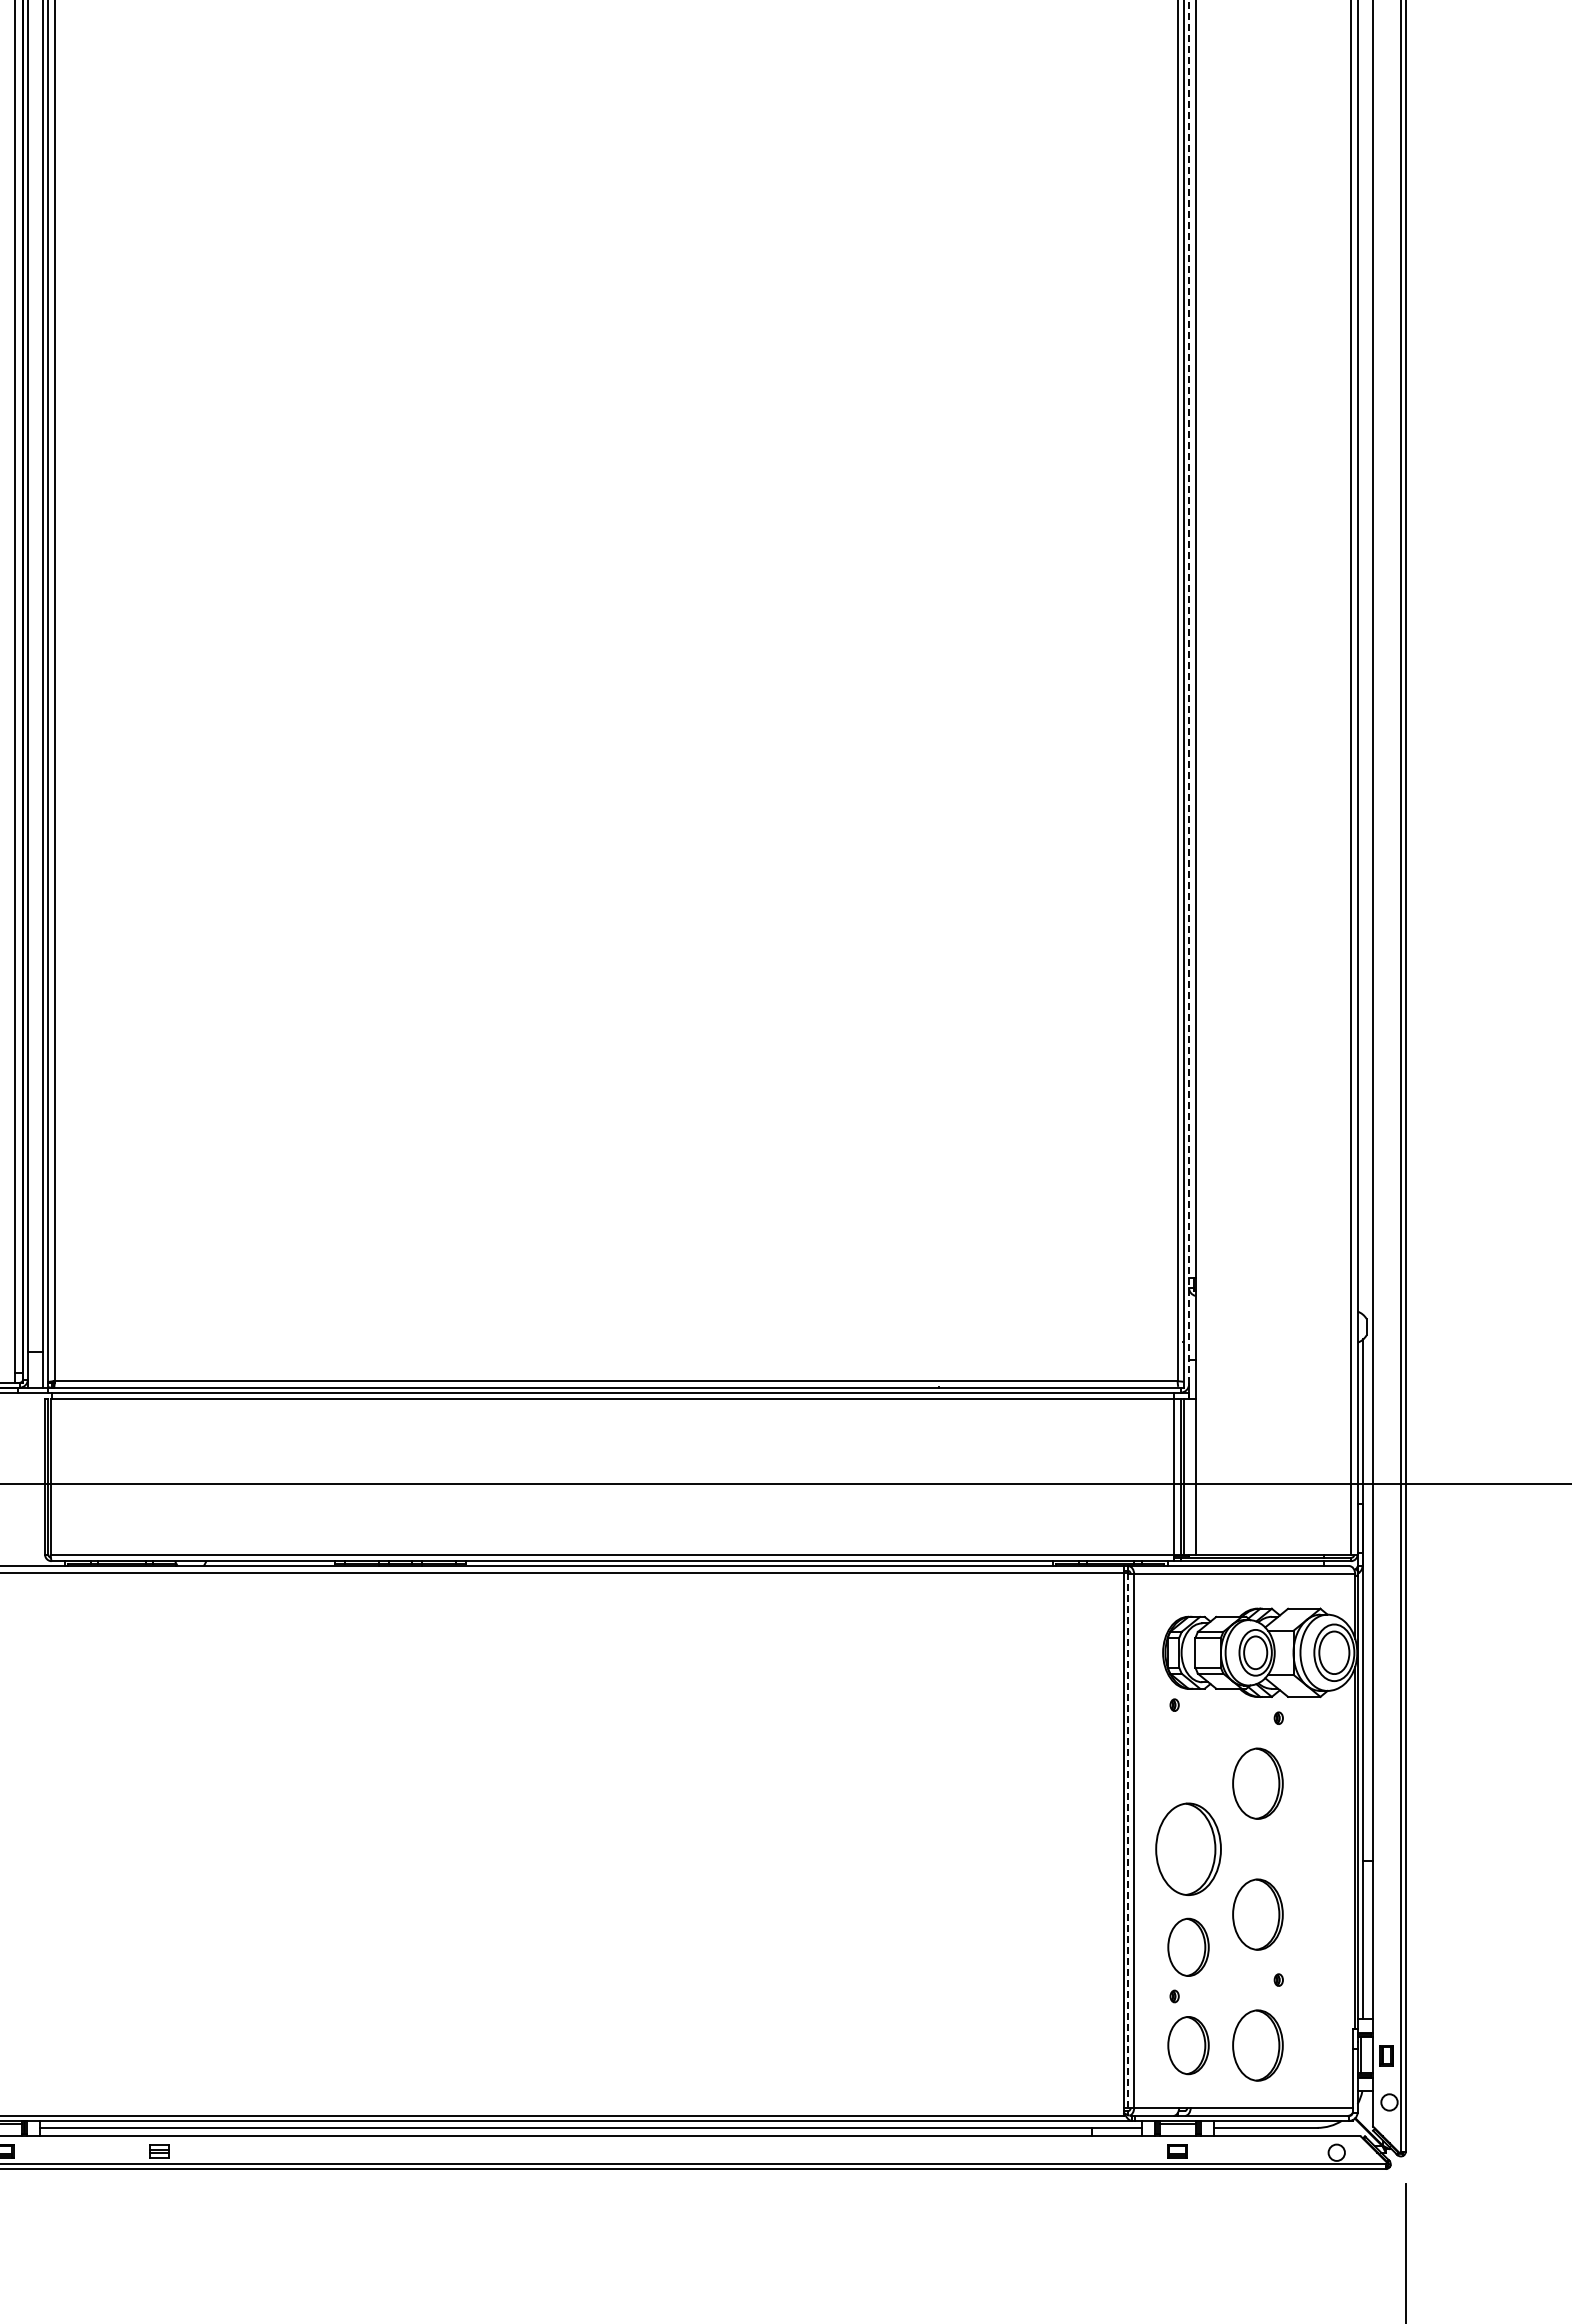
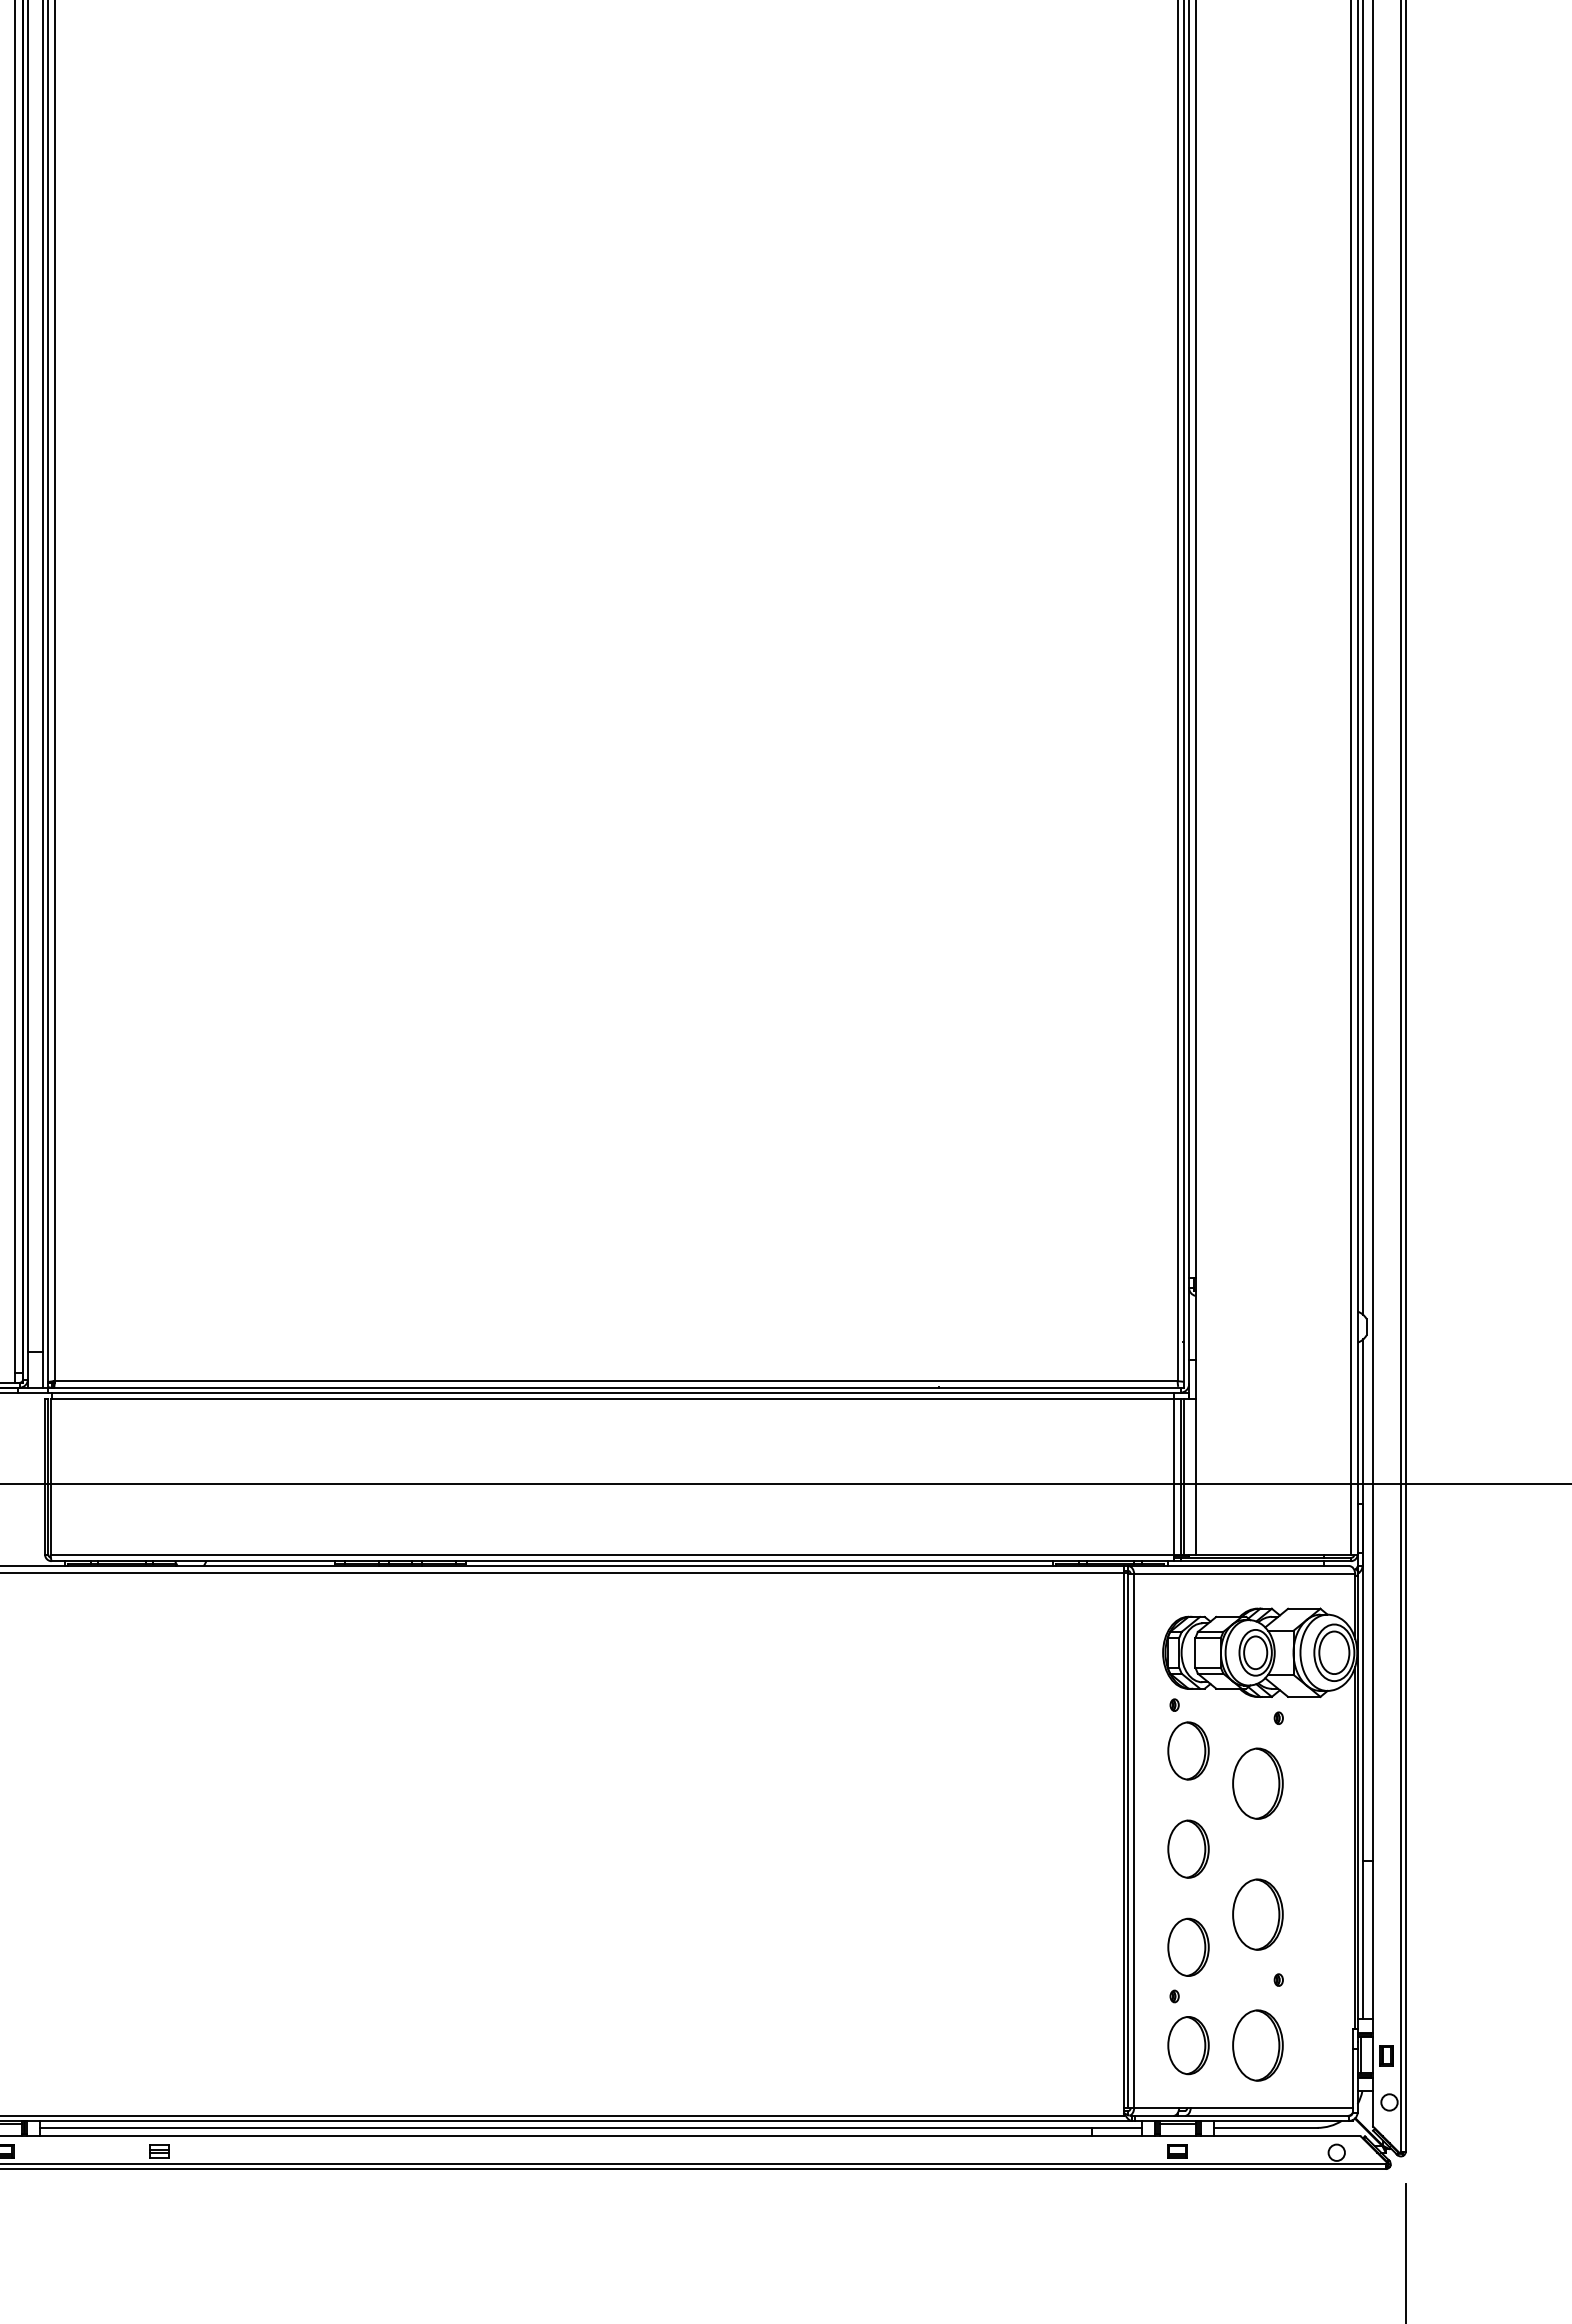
line: none -> present (1363, 658)
line: dashed -> solid (1189, 692)
part: none -> present (1188, 1750)
line: dashed -> solid (1128, 1841)
part size: 67x94 px -> 43x60 px (1188, 1848)
